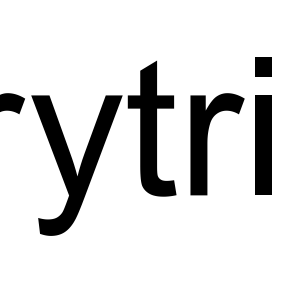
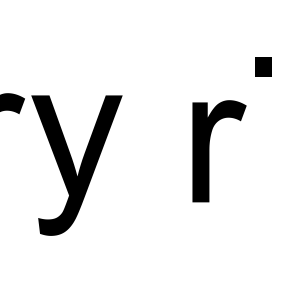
fill: present -> none (151, 128)
part position: (207, 144) -> (209, 151) (209, 151)
fill: present -> none (262, 145)
